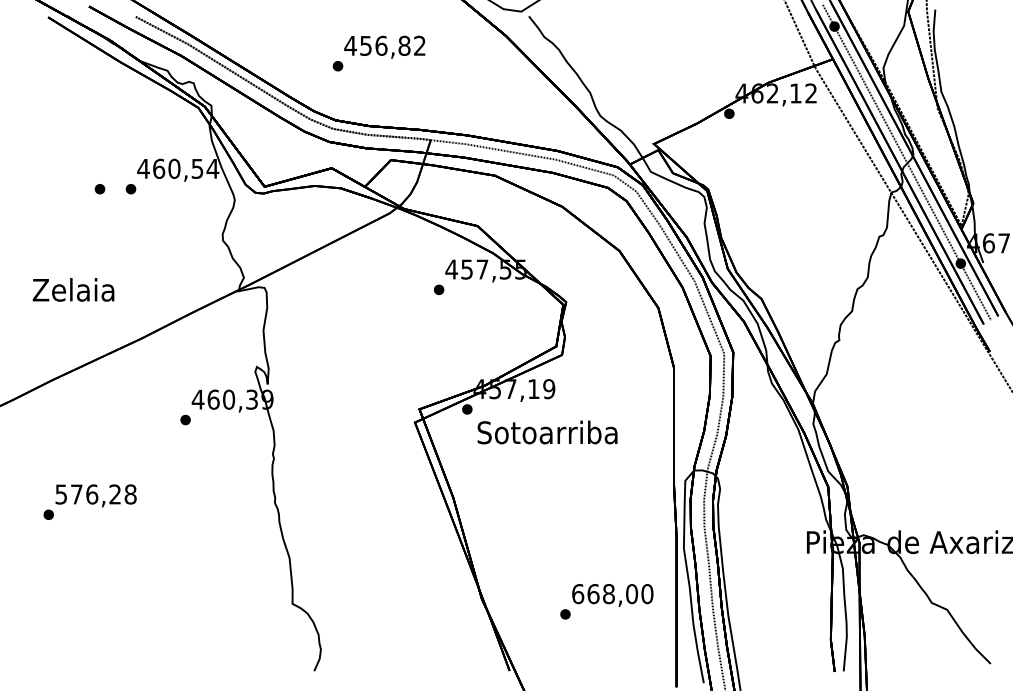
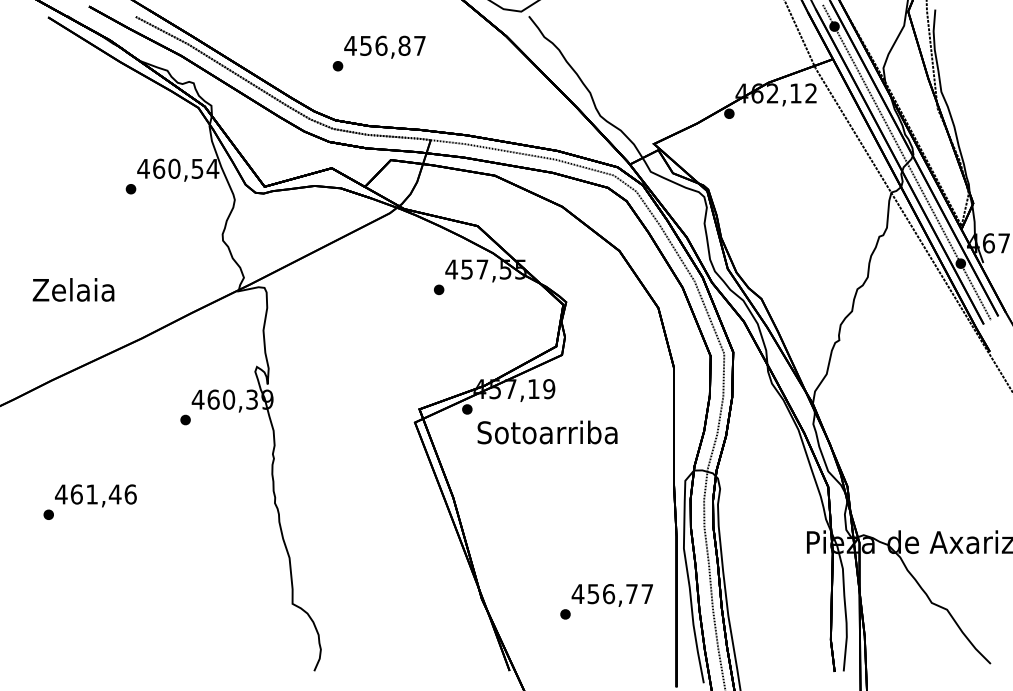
text: 456,82 -> 456,87 (419, 45)
part: present -> none (99, 189)
text: 576,28 -> 461,46 (95, 494)
text: 668,00 -> 456,77 (612, 594)
